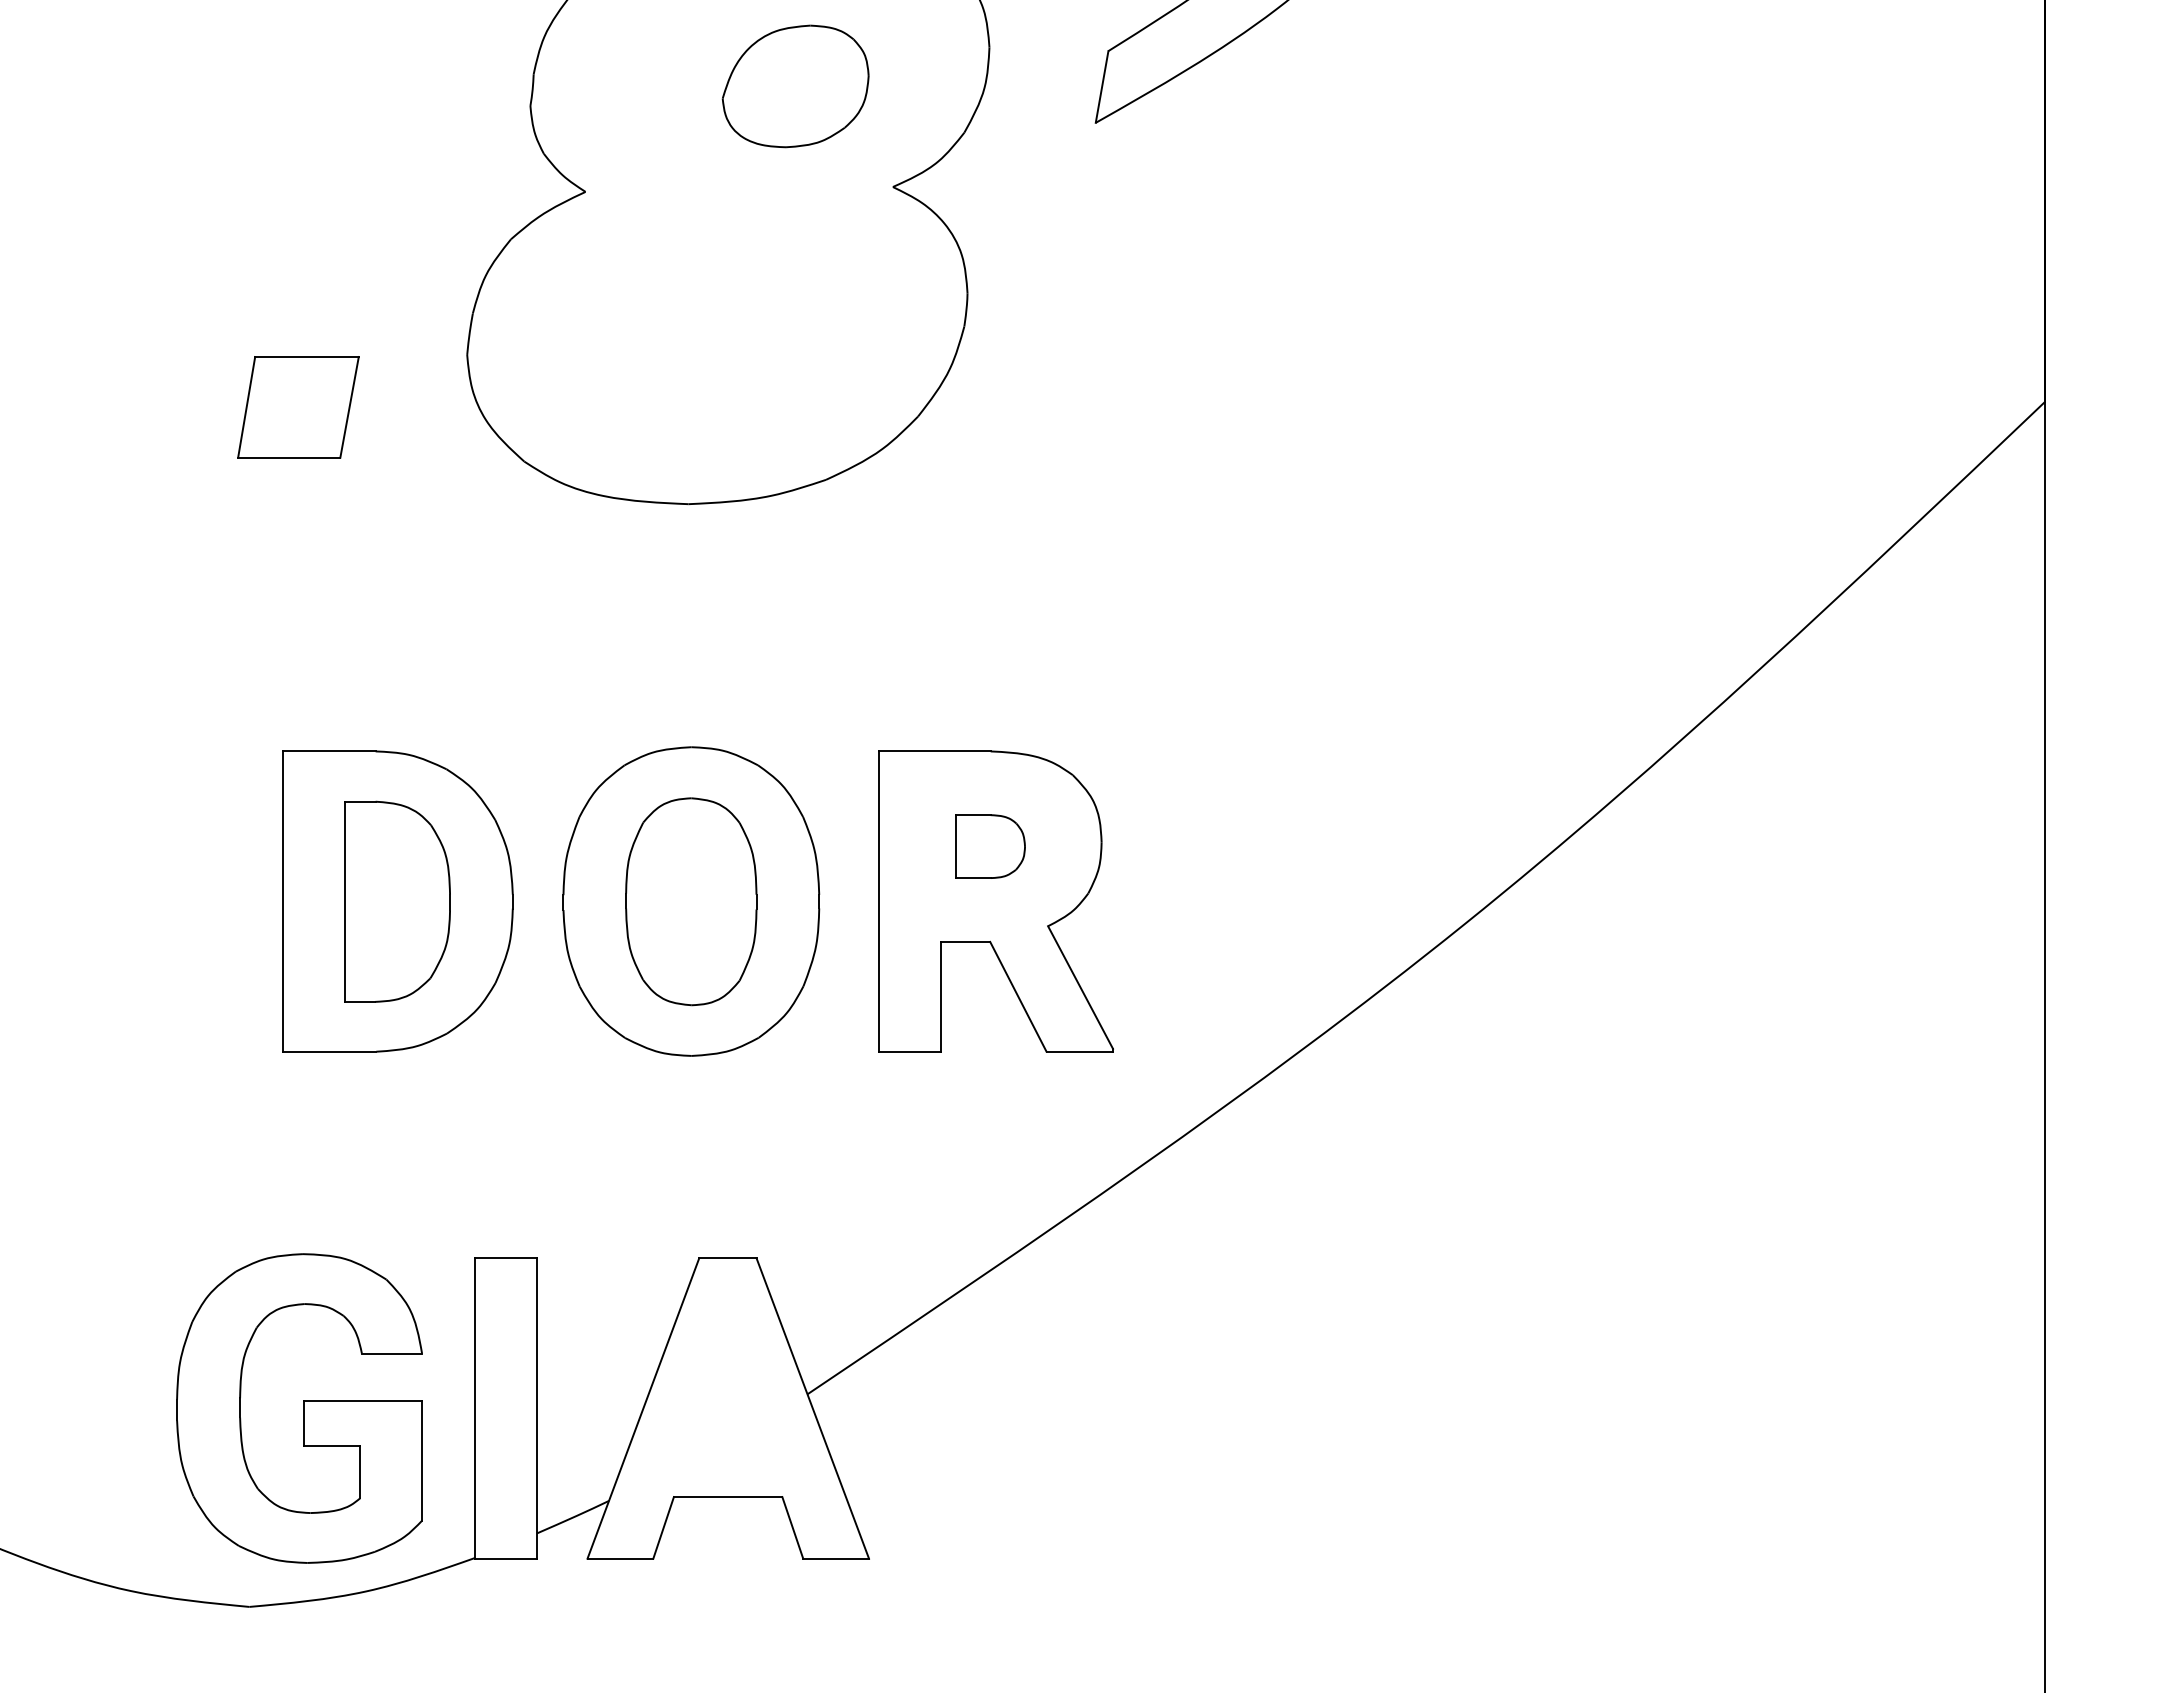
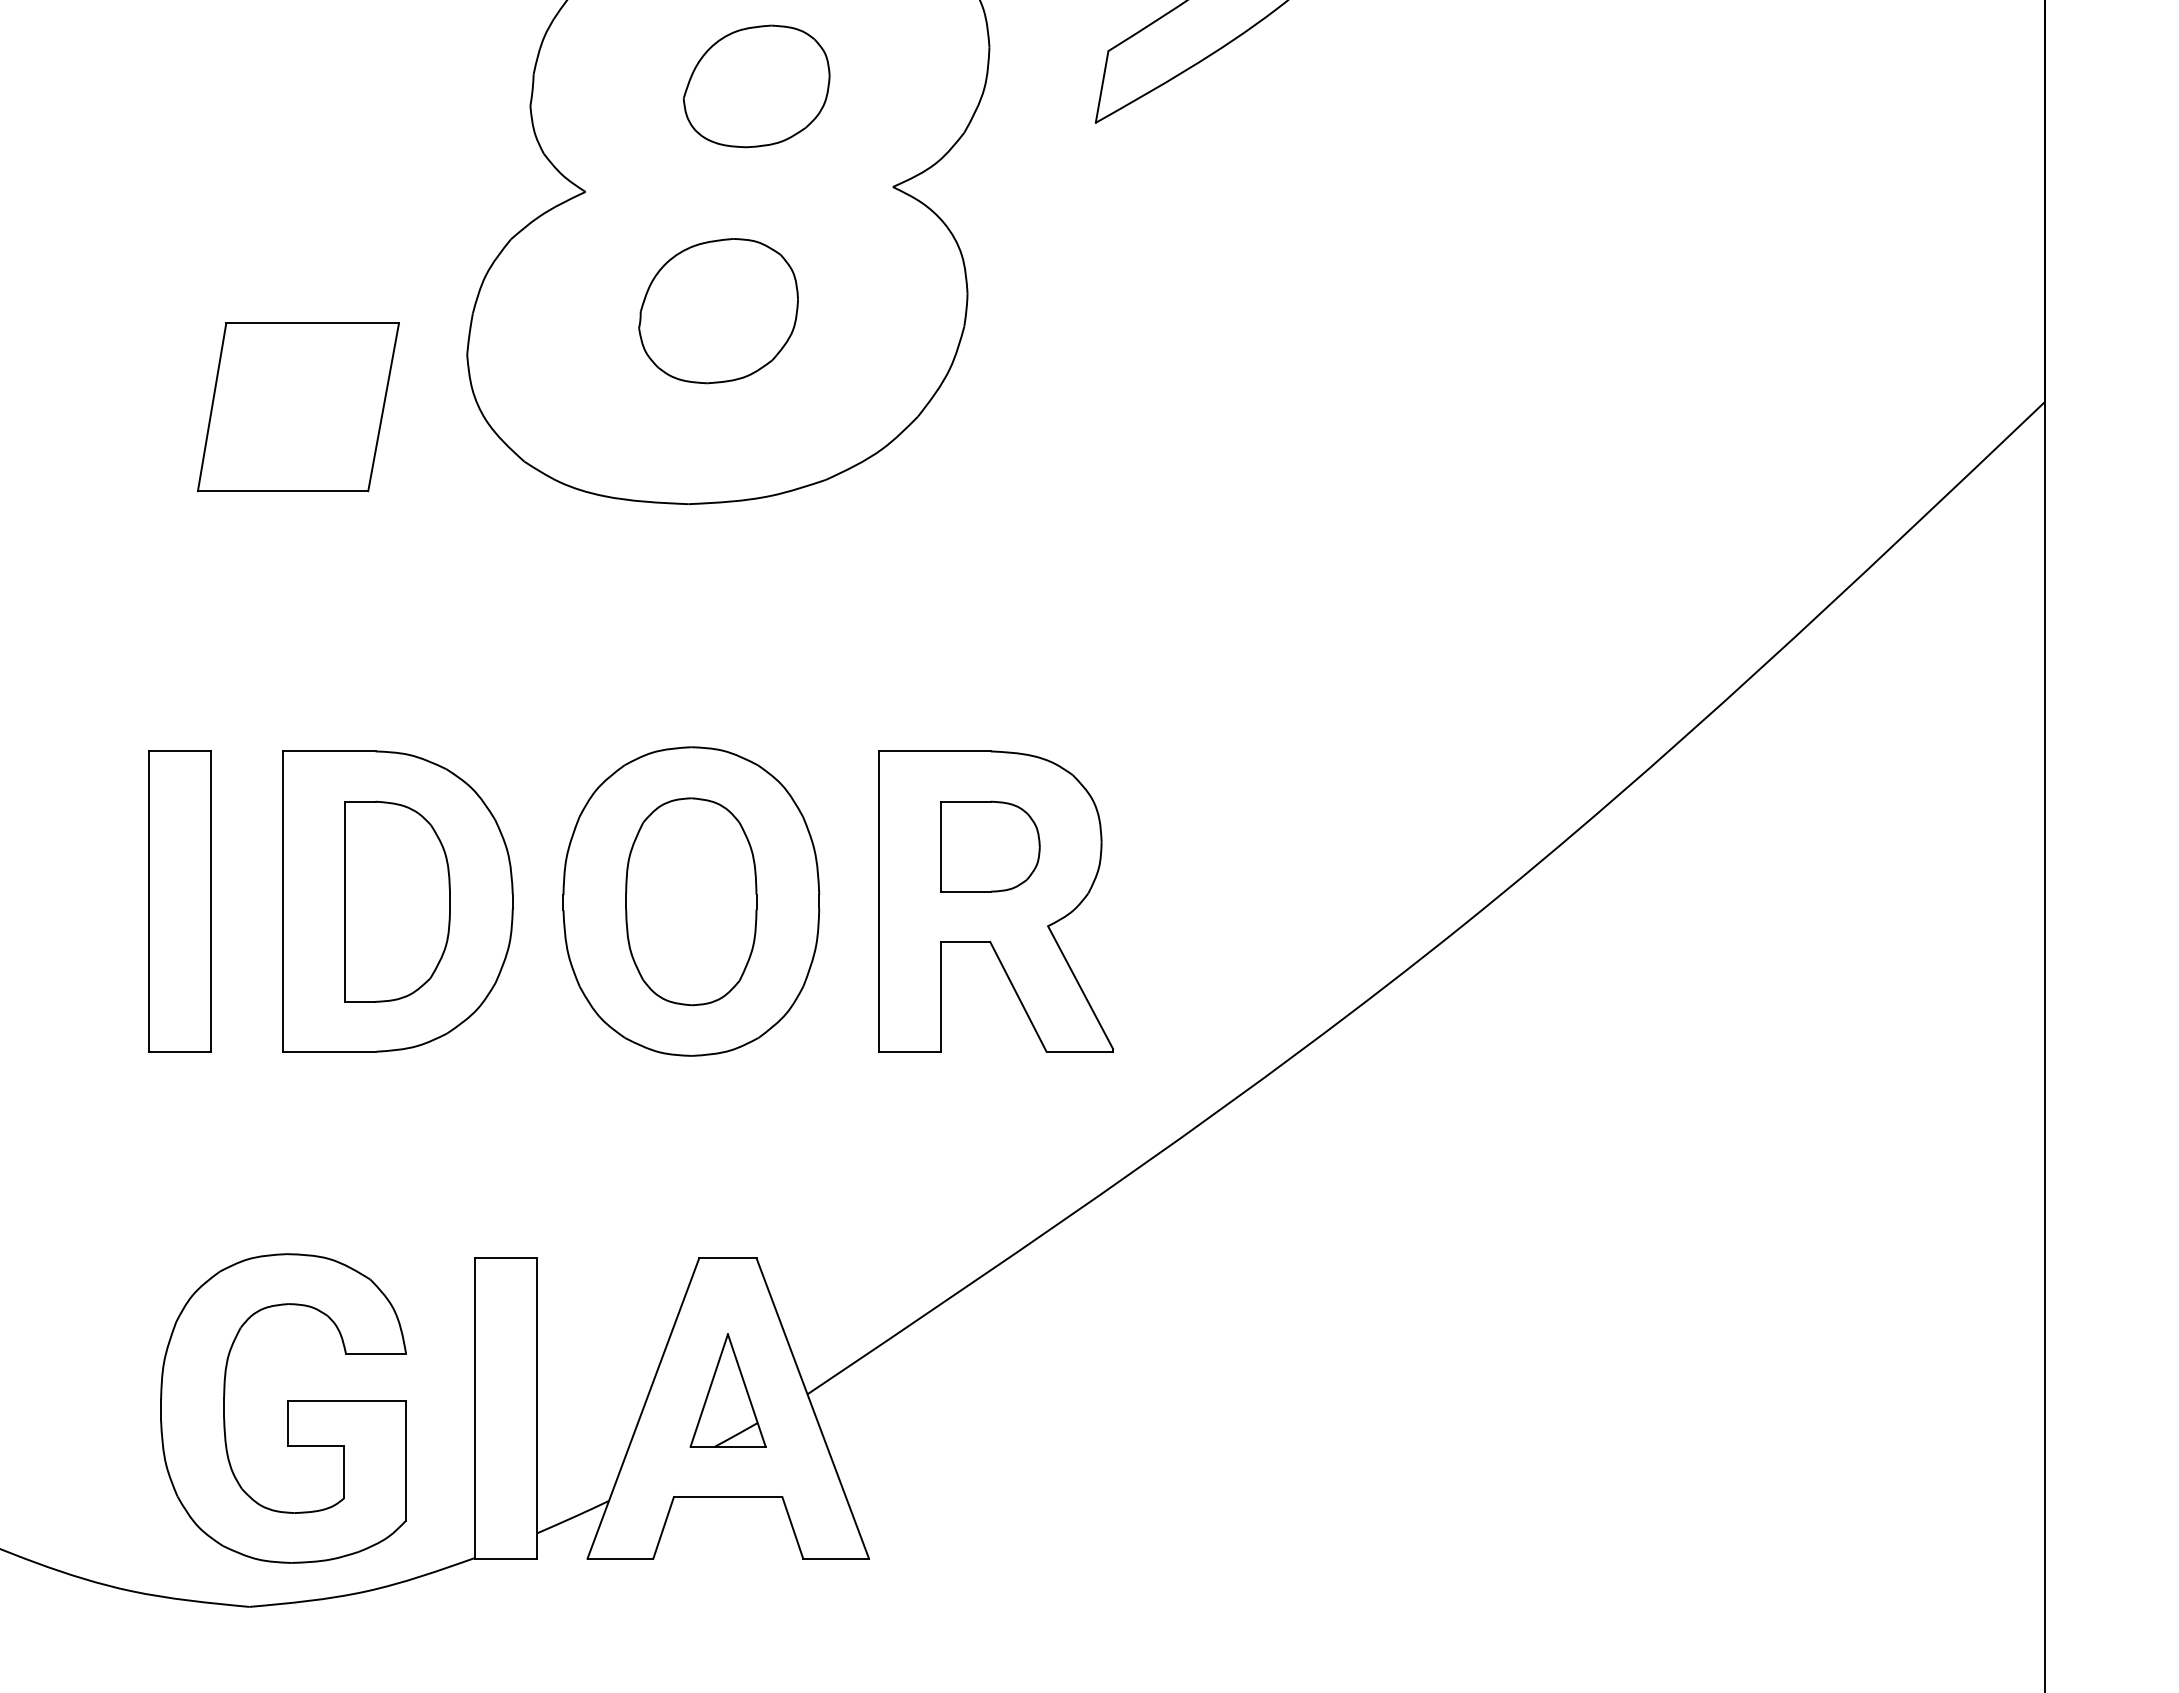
part position: (795, 86) -> (756, 86) (756, 86)
part: none -> present (718, 311)
part size: 123x103 px -> 203x171 px (298, 407)
part size: 71x65 px -> 101x93 px (990, 846)
part: none -> present (179, 901)
part: none -> present (727, 1390)
part position: (299, 1408) -> (283, 1408) (283, 1408)
